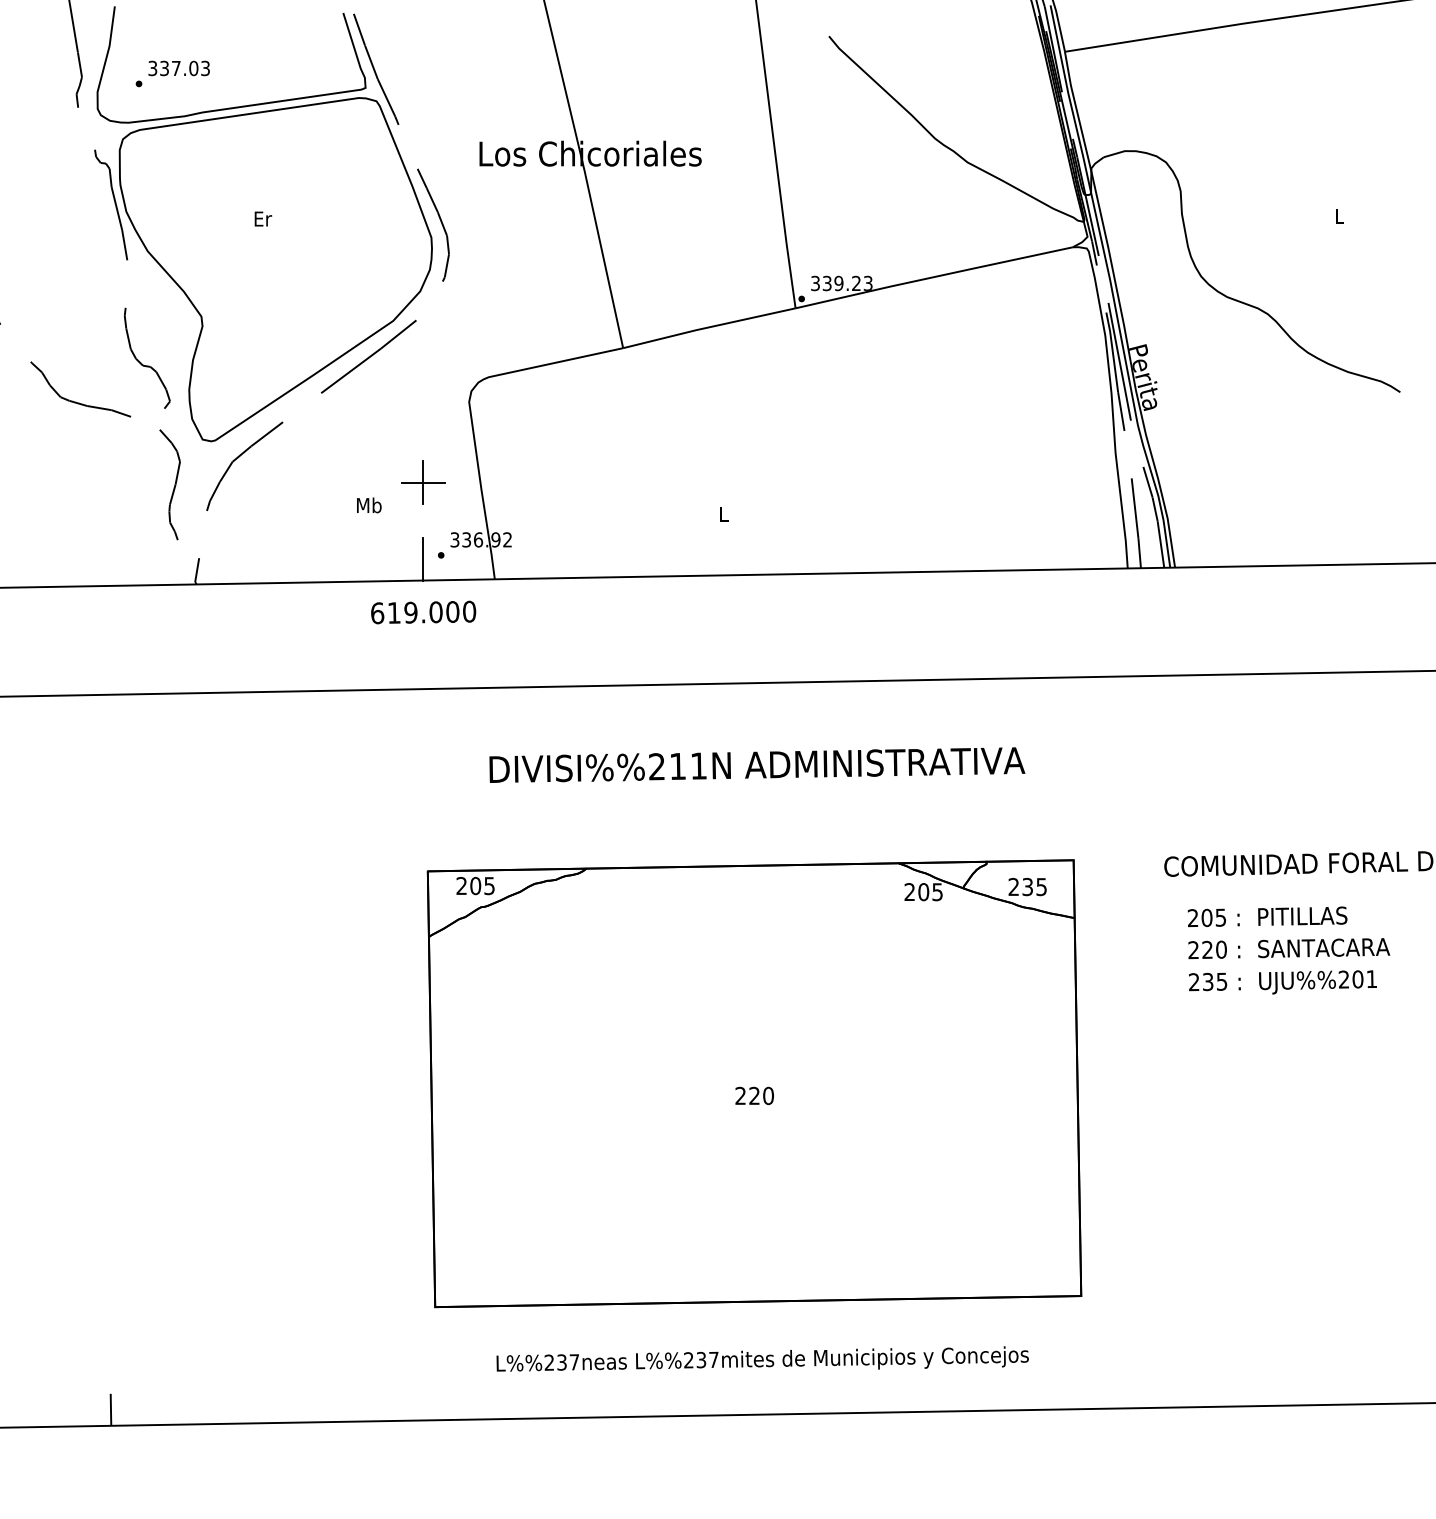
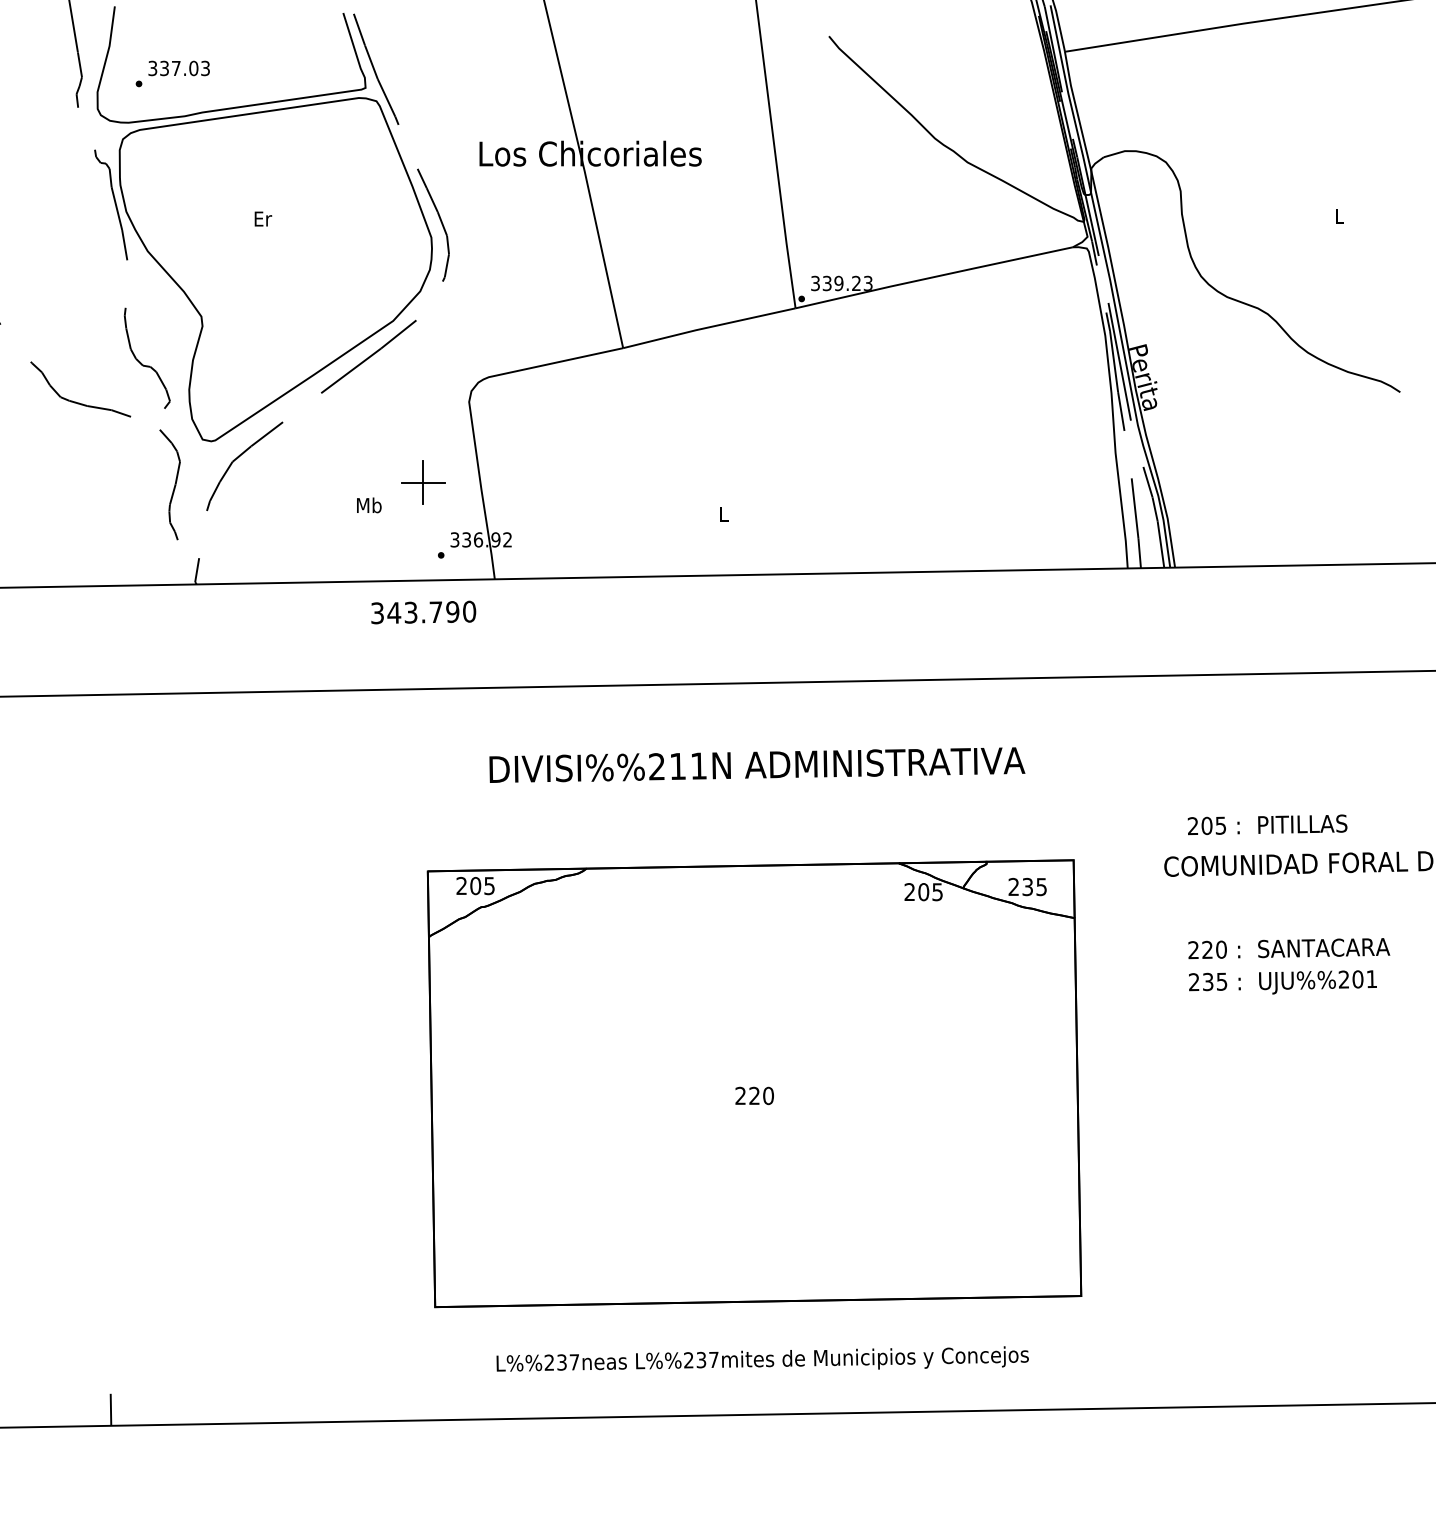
line: present -> none (423, 558)
text: 619.000 -> 343.790 (415, 612)
text position: (1267, 916) -> (1267, 824) (1267, 824)
